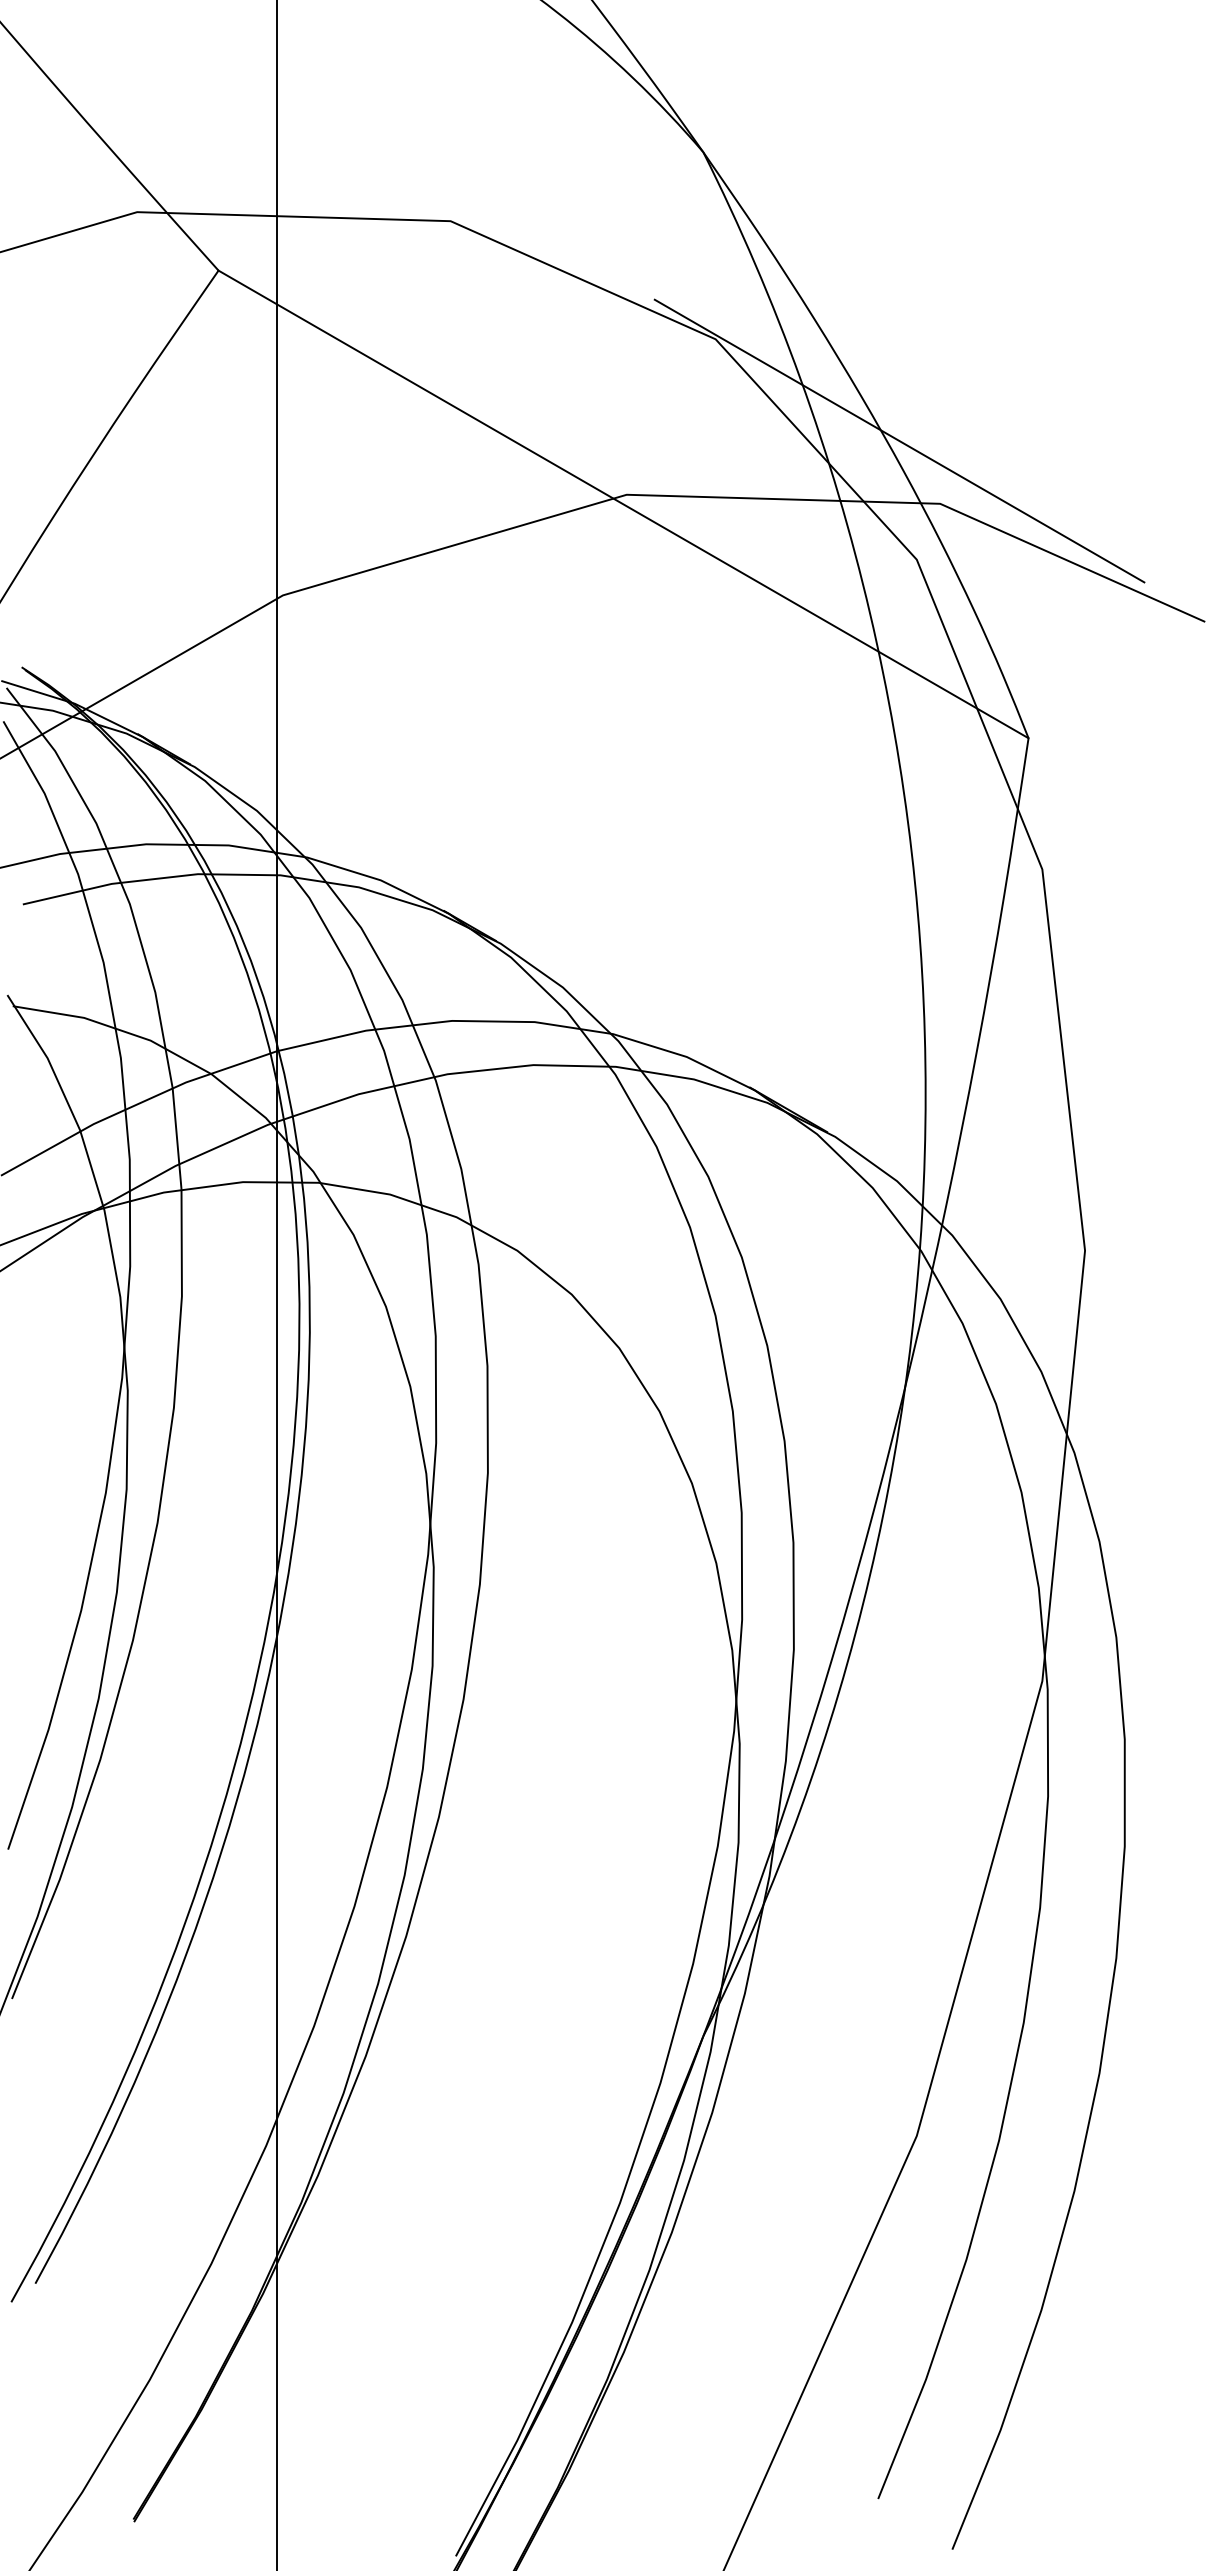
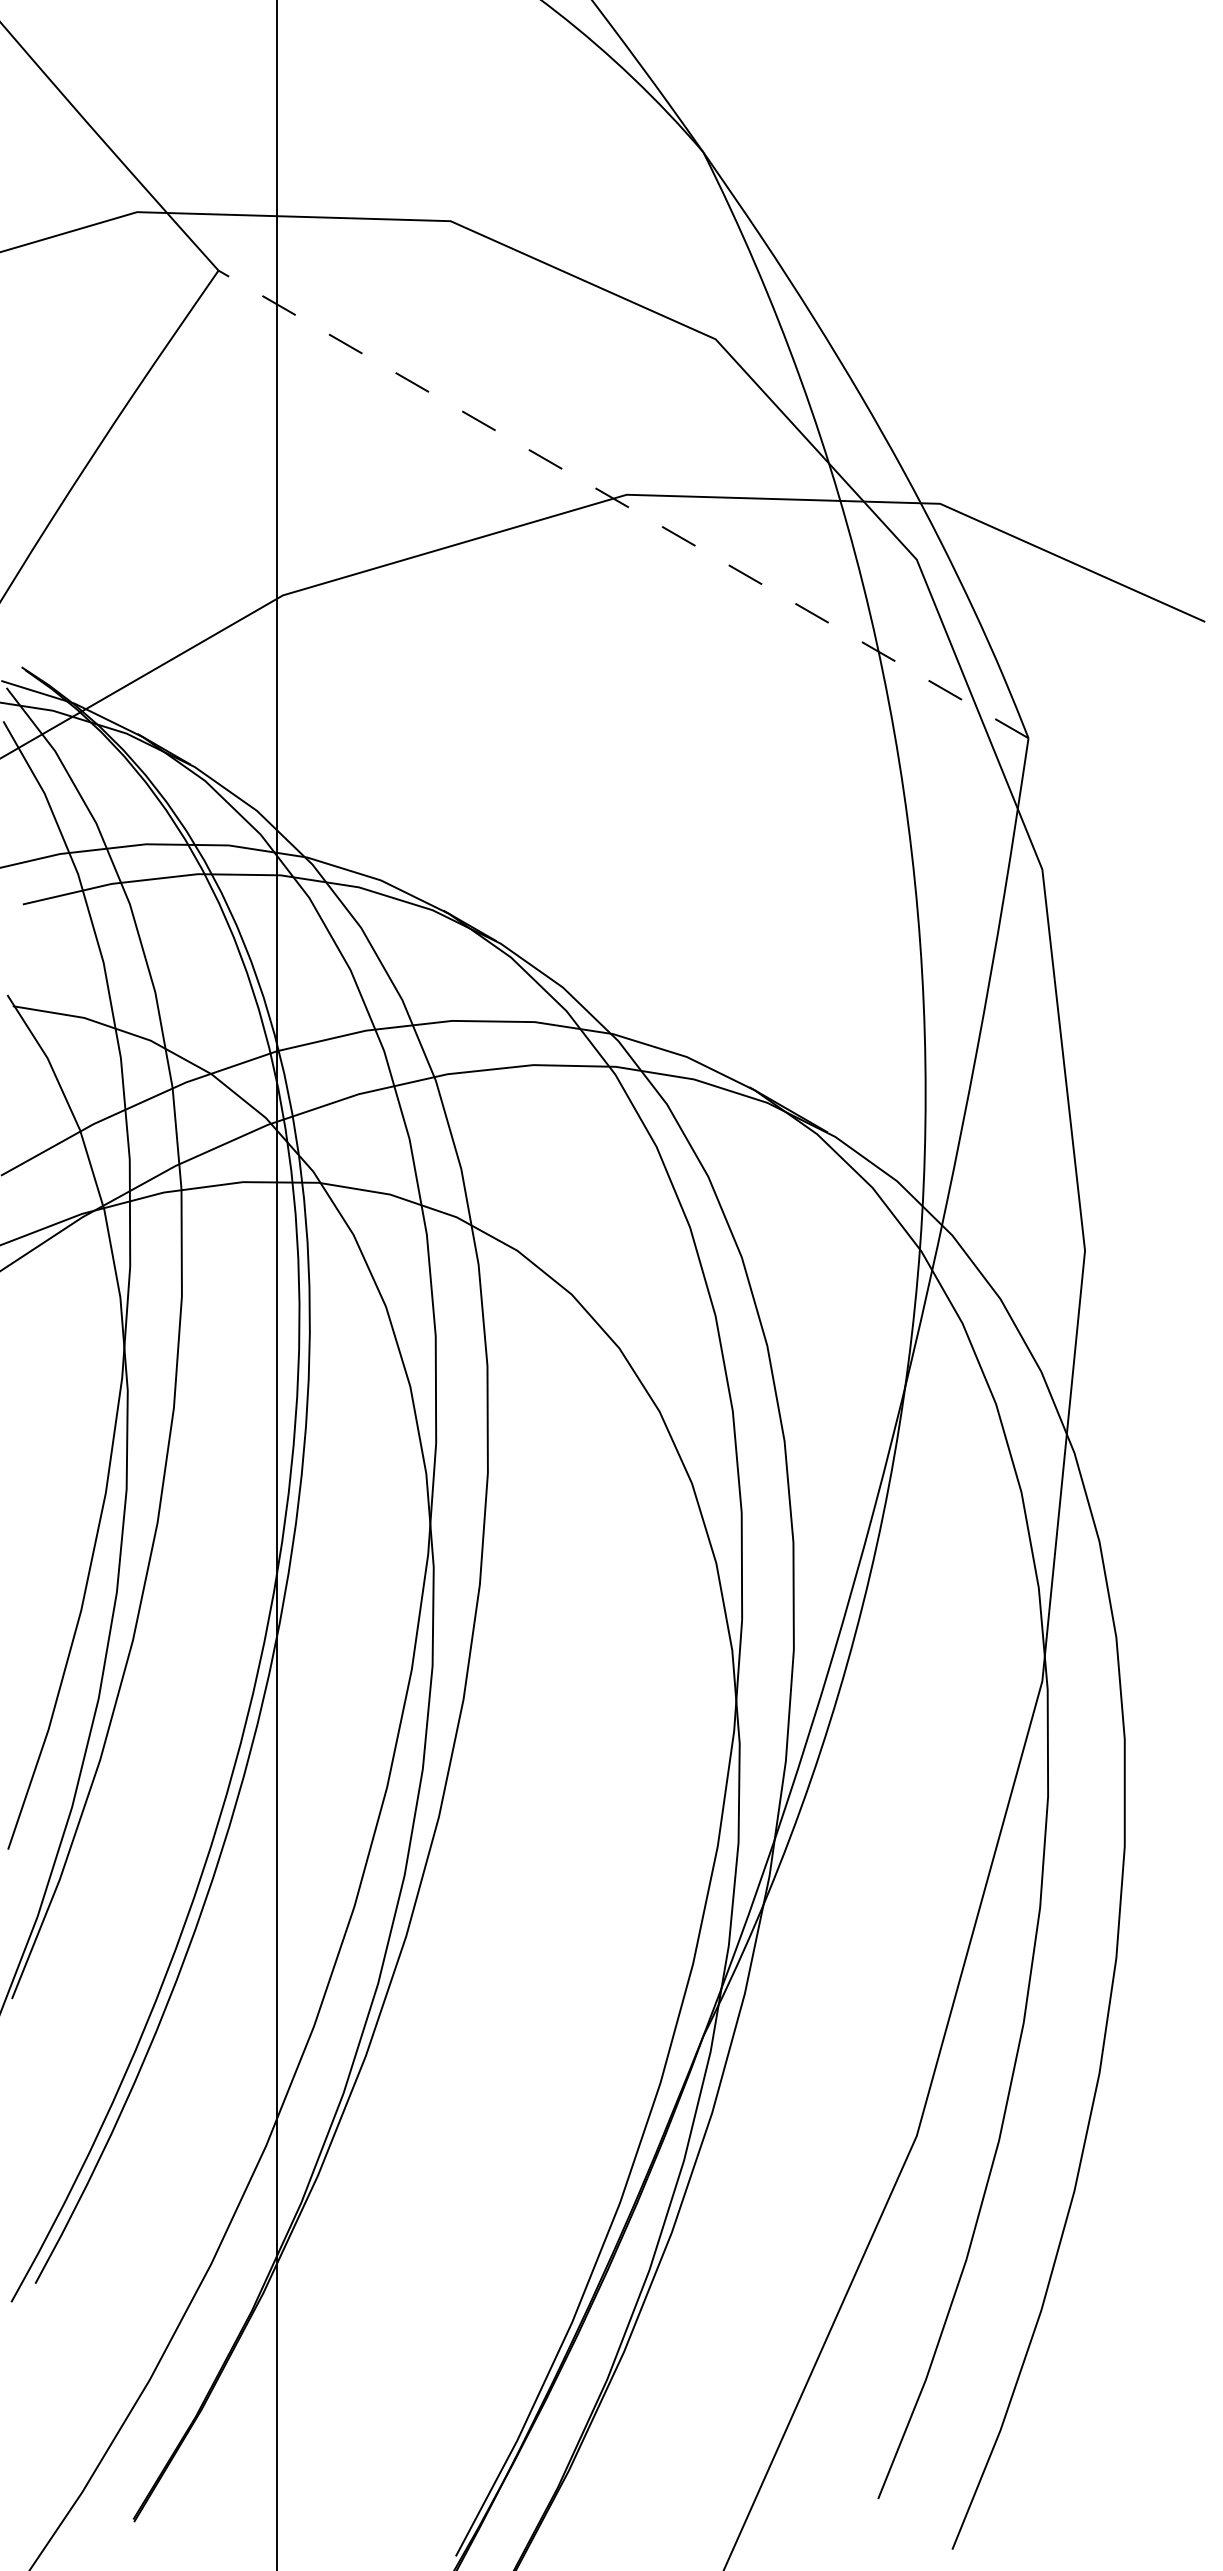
line: present -> none (899, 440)
line: solid -> dashed (623, 504)
